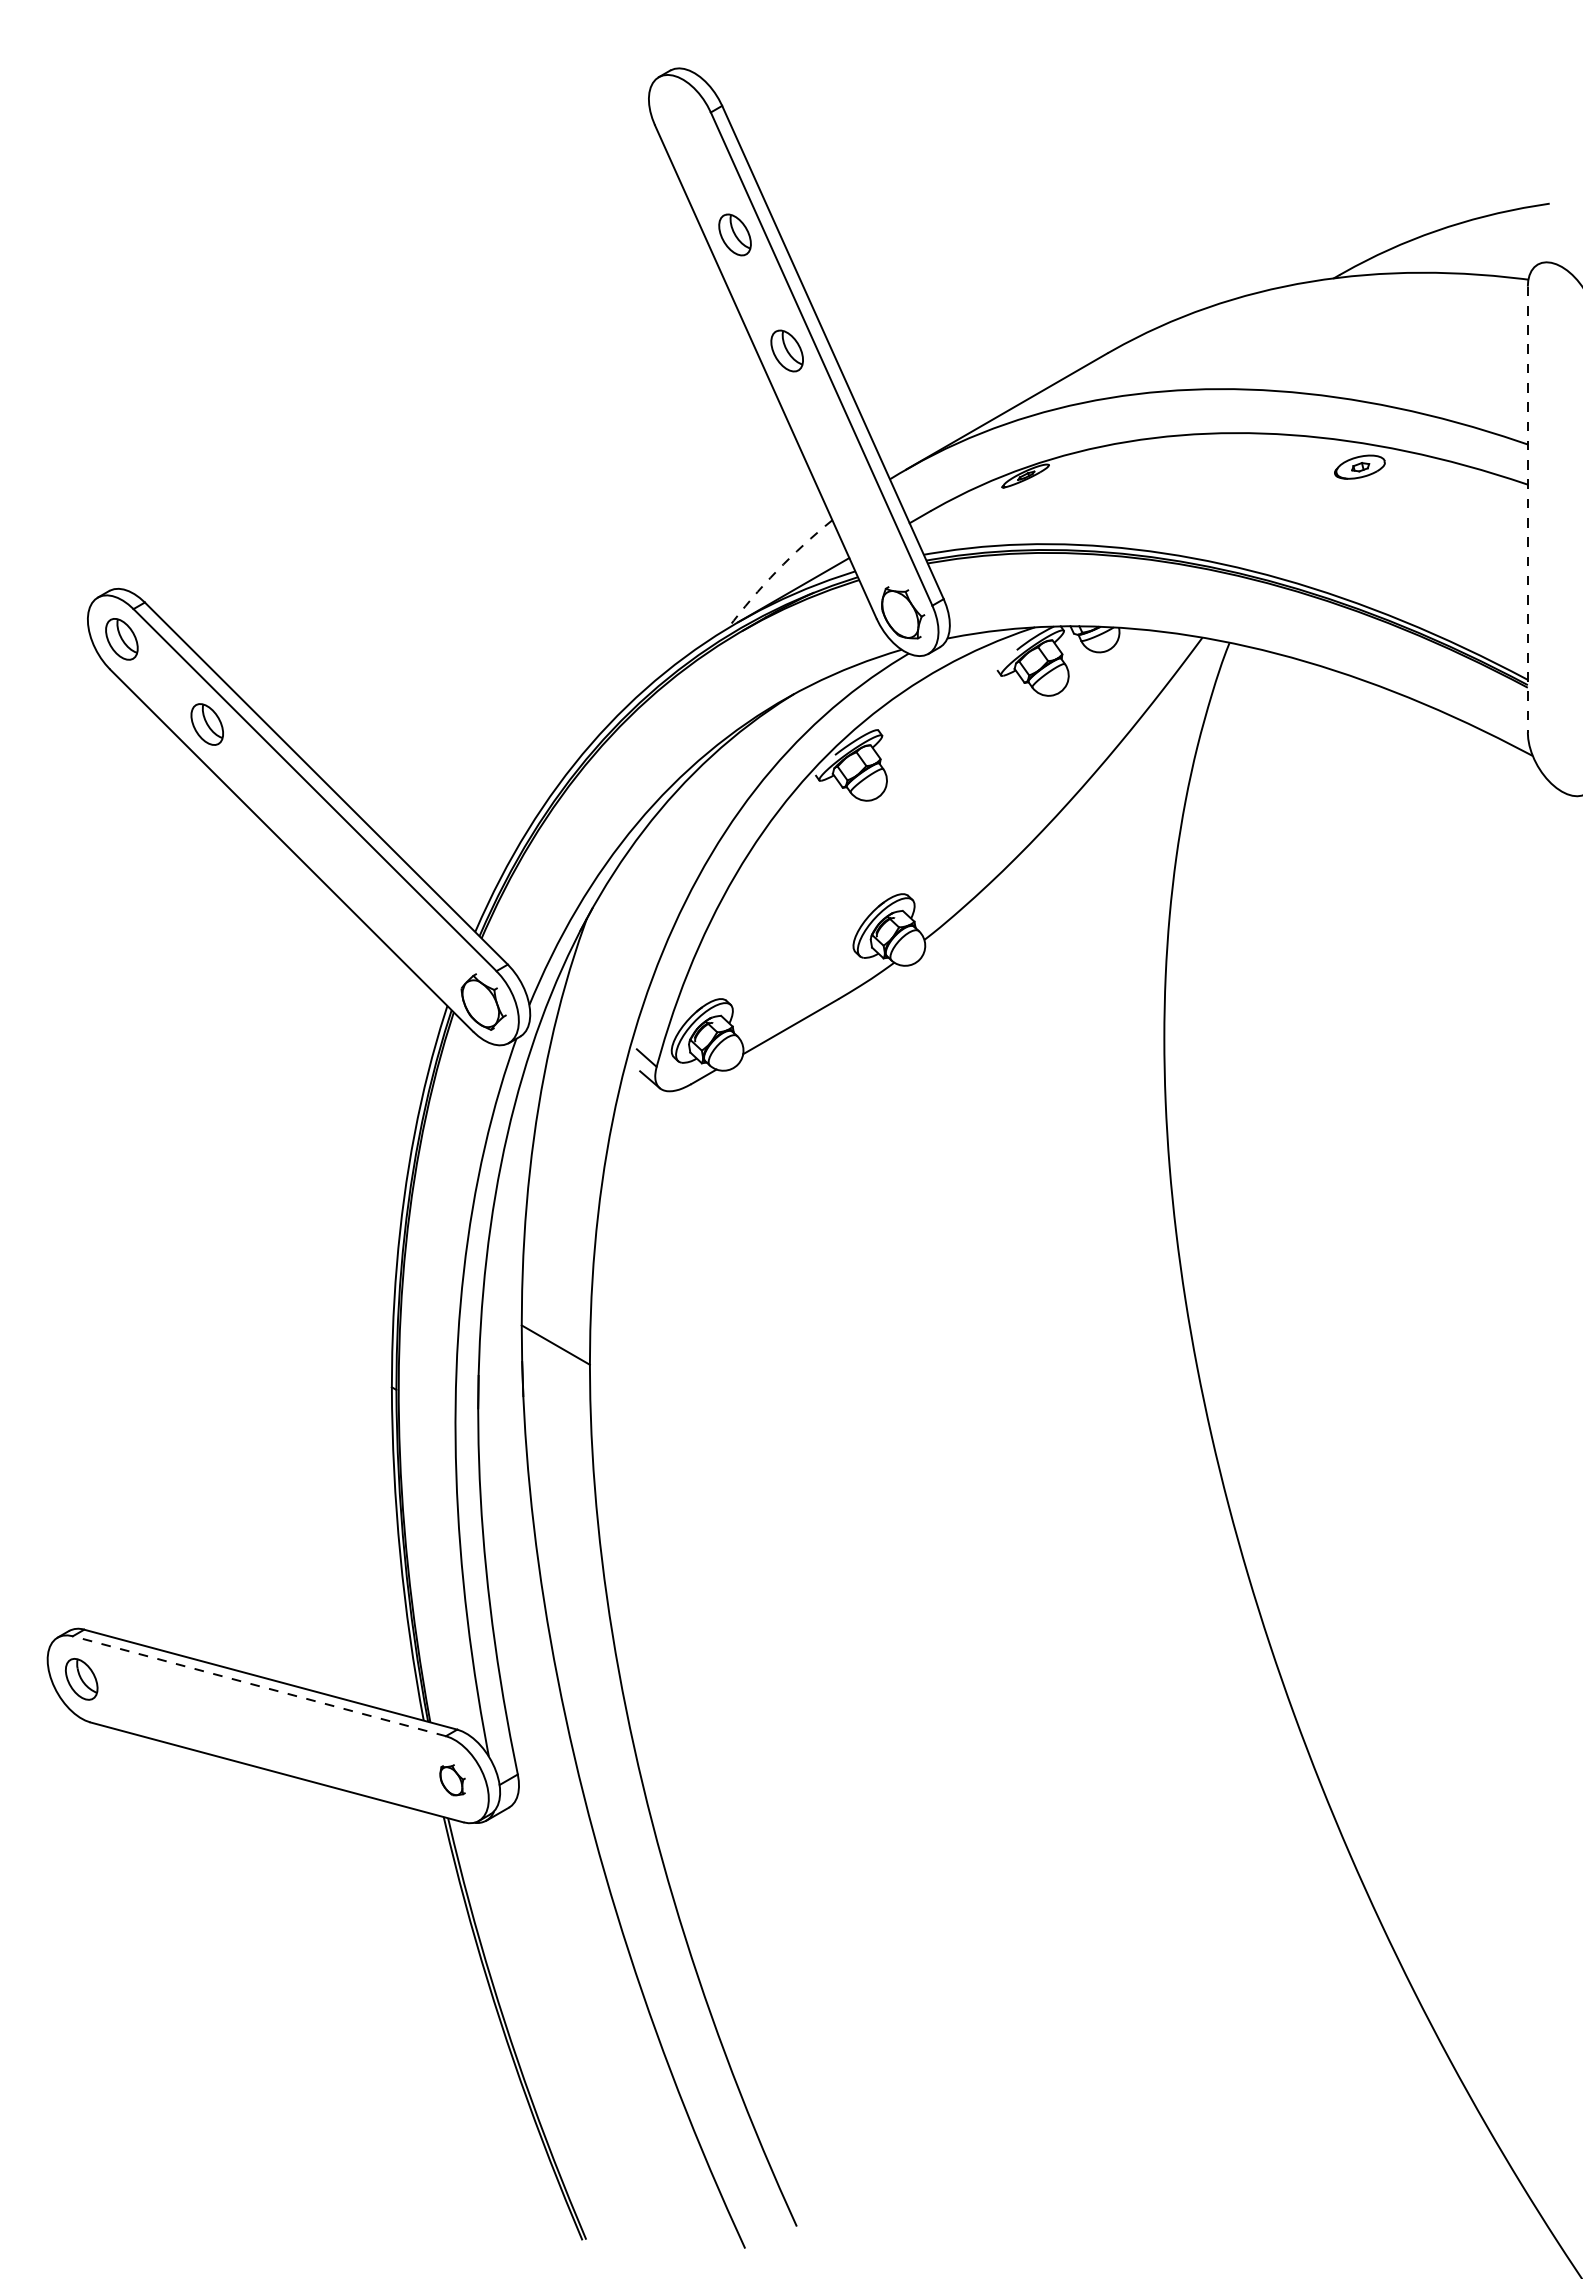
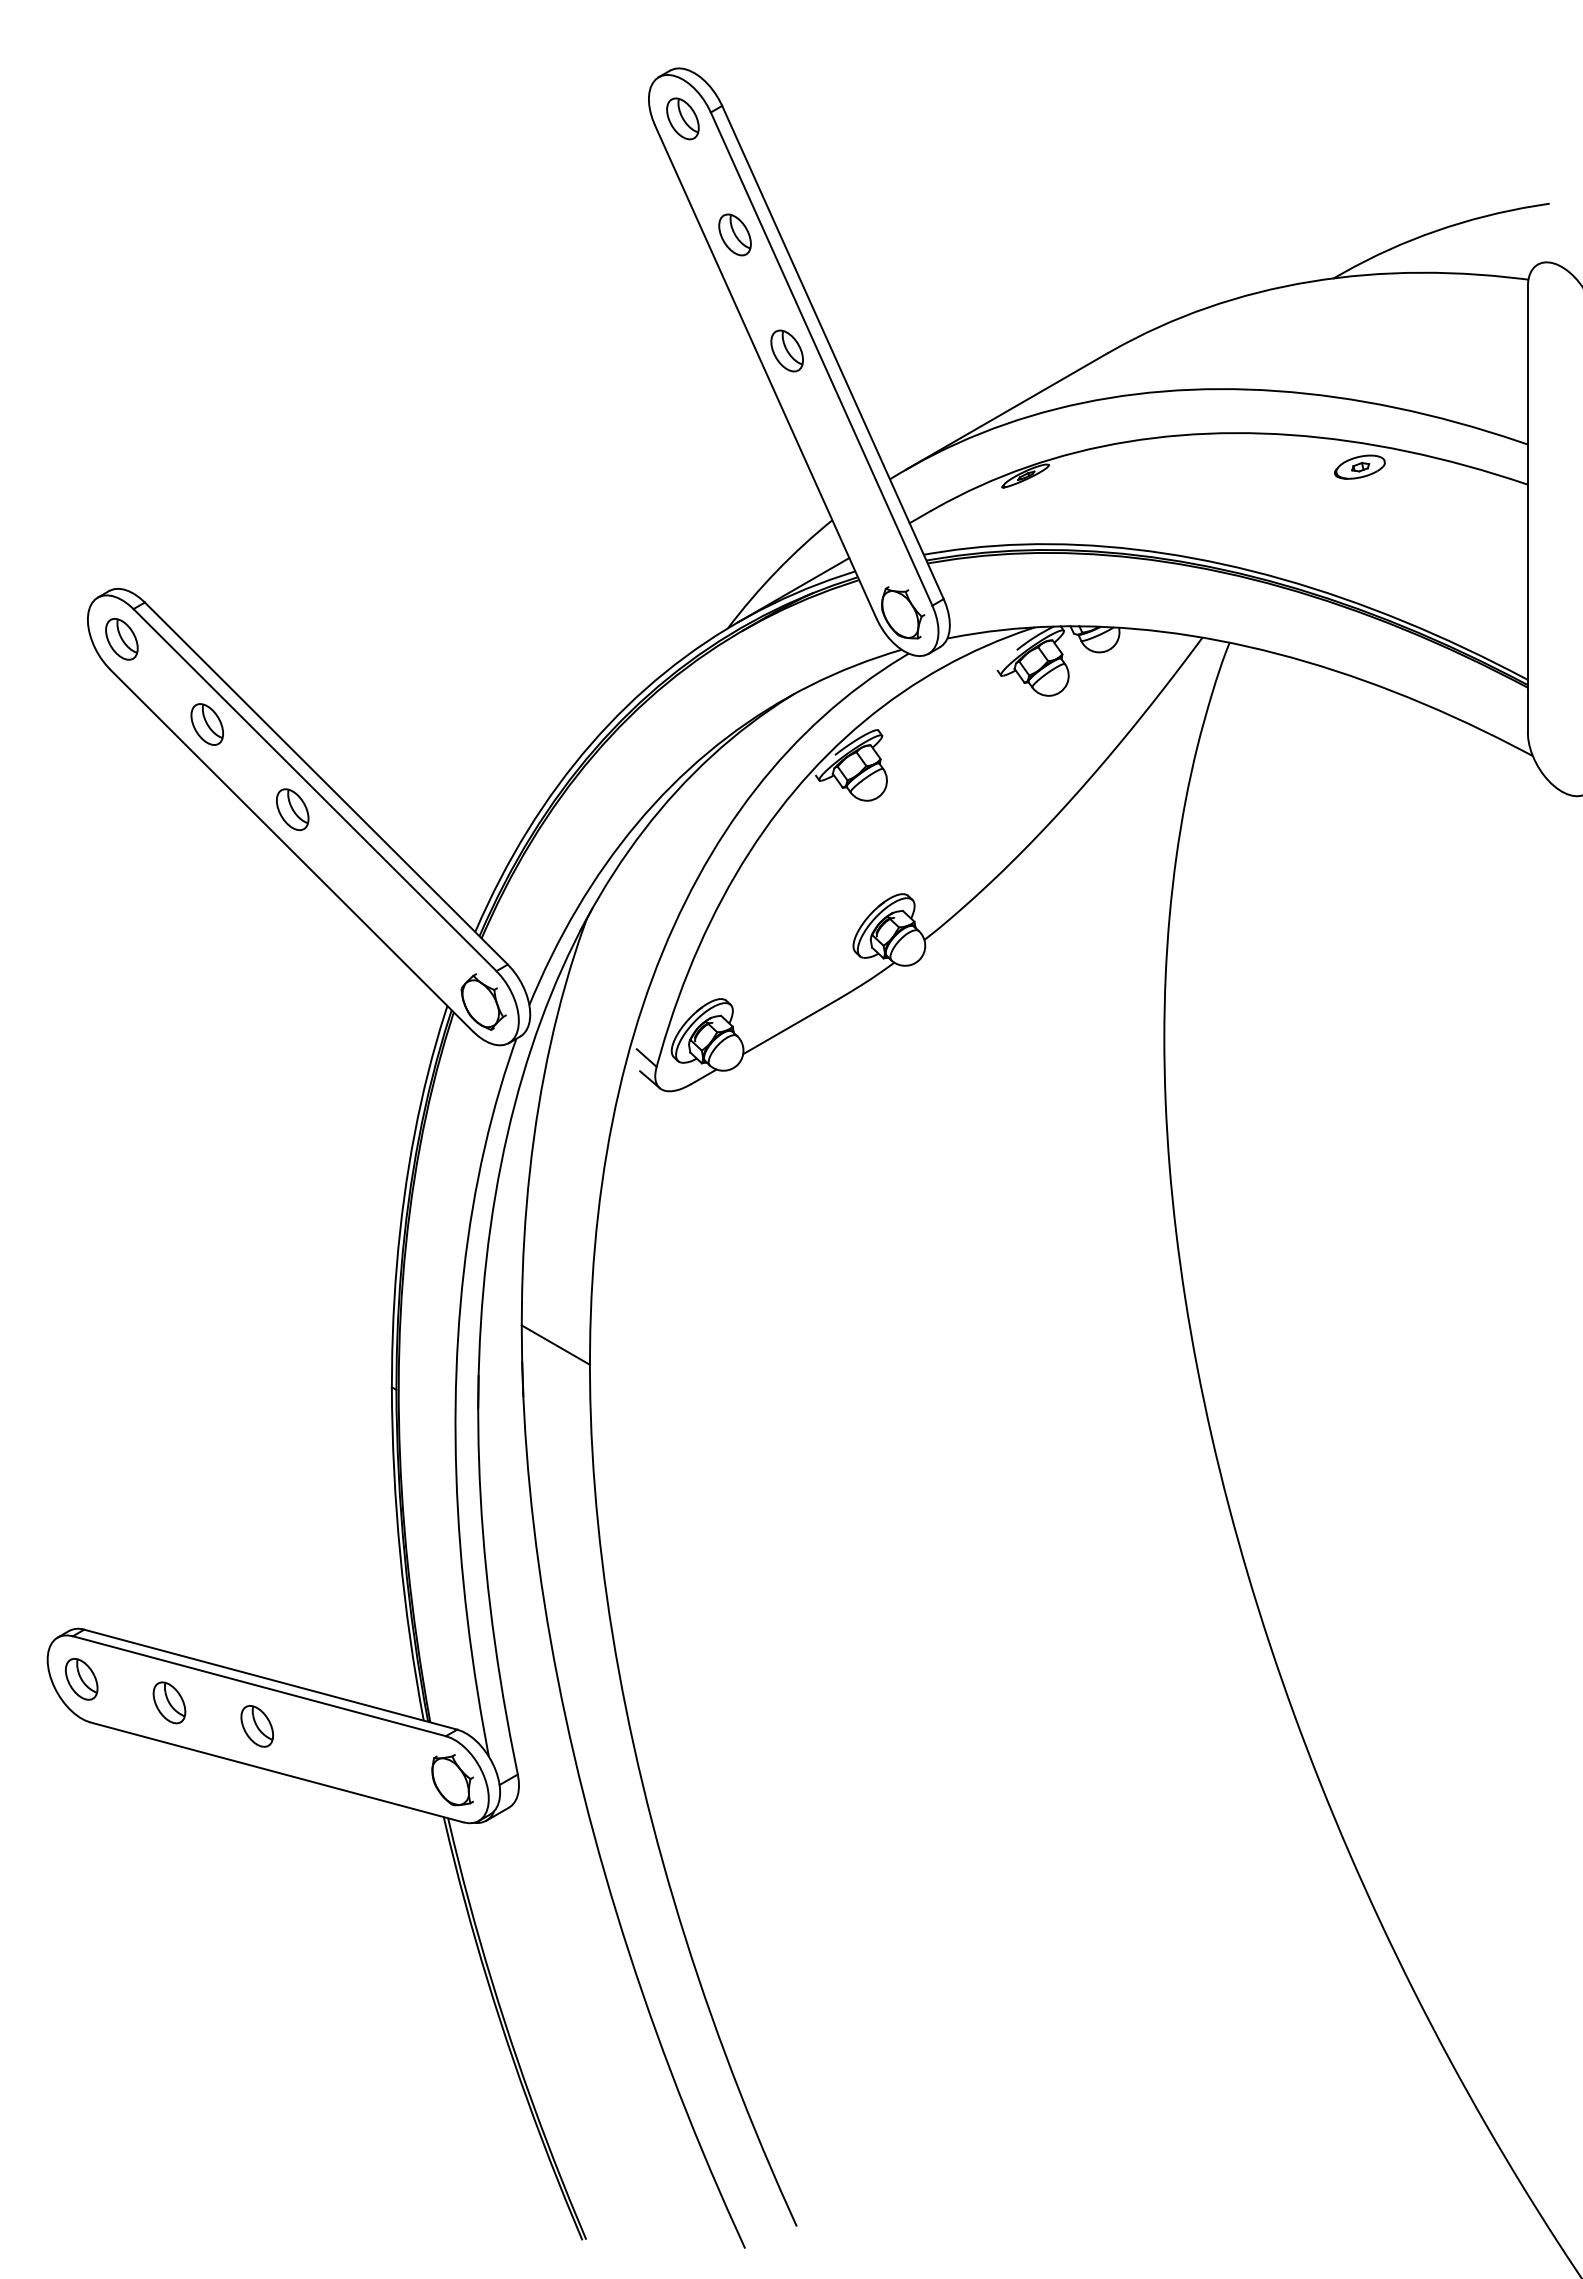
part: none -> present (682, 118)
line: dashed -> solid (1527, 509)
arc: dashed -> solid (776, 571)
part: none -> present (292, 809)
line: dashed -> solid (258, 1686)
part: none -> present (169, 1702)
part: none -> present (256, 1726)
part size: 27x33 px -> 43x53 px (452, 1780)
